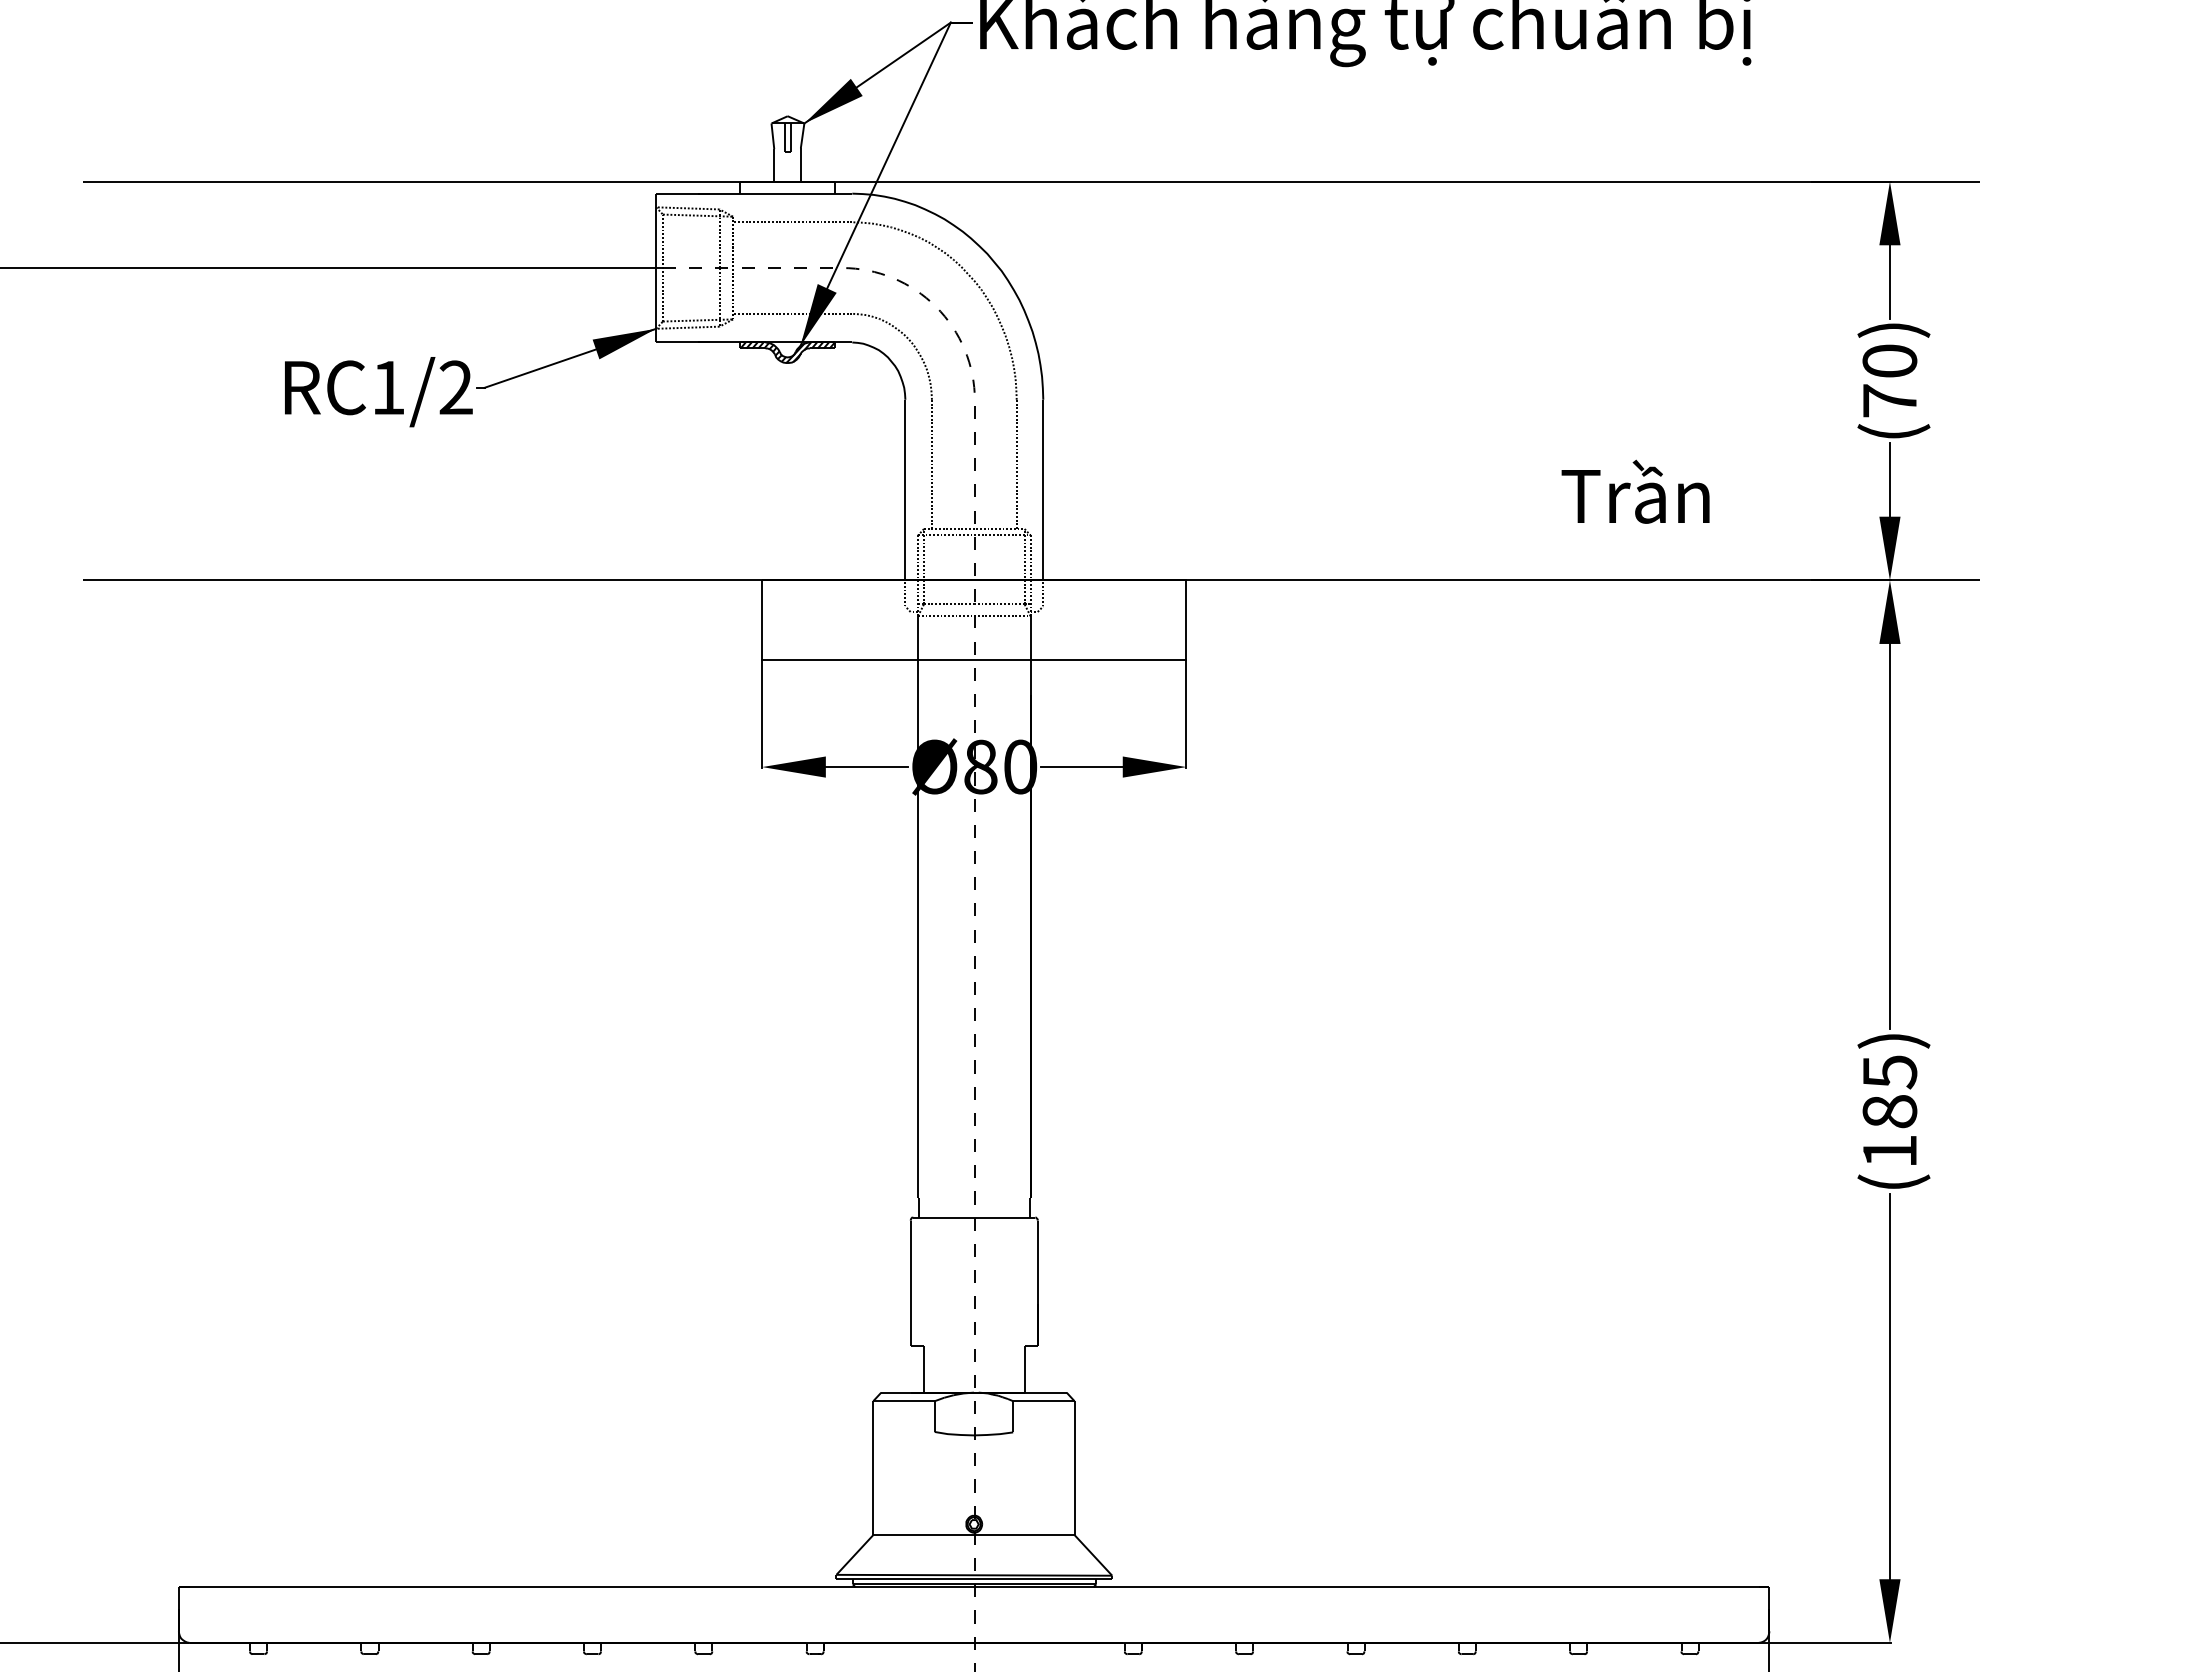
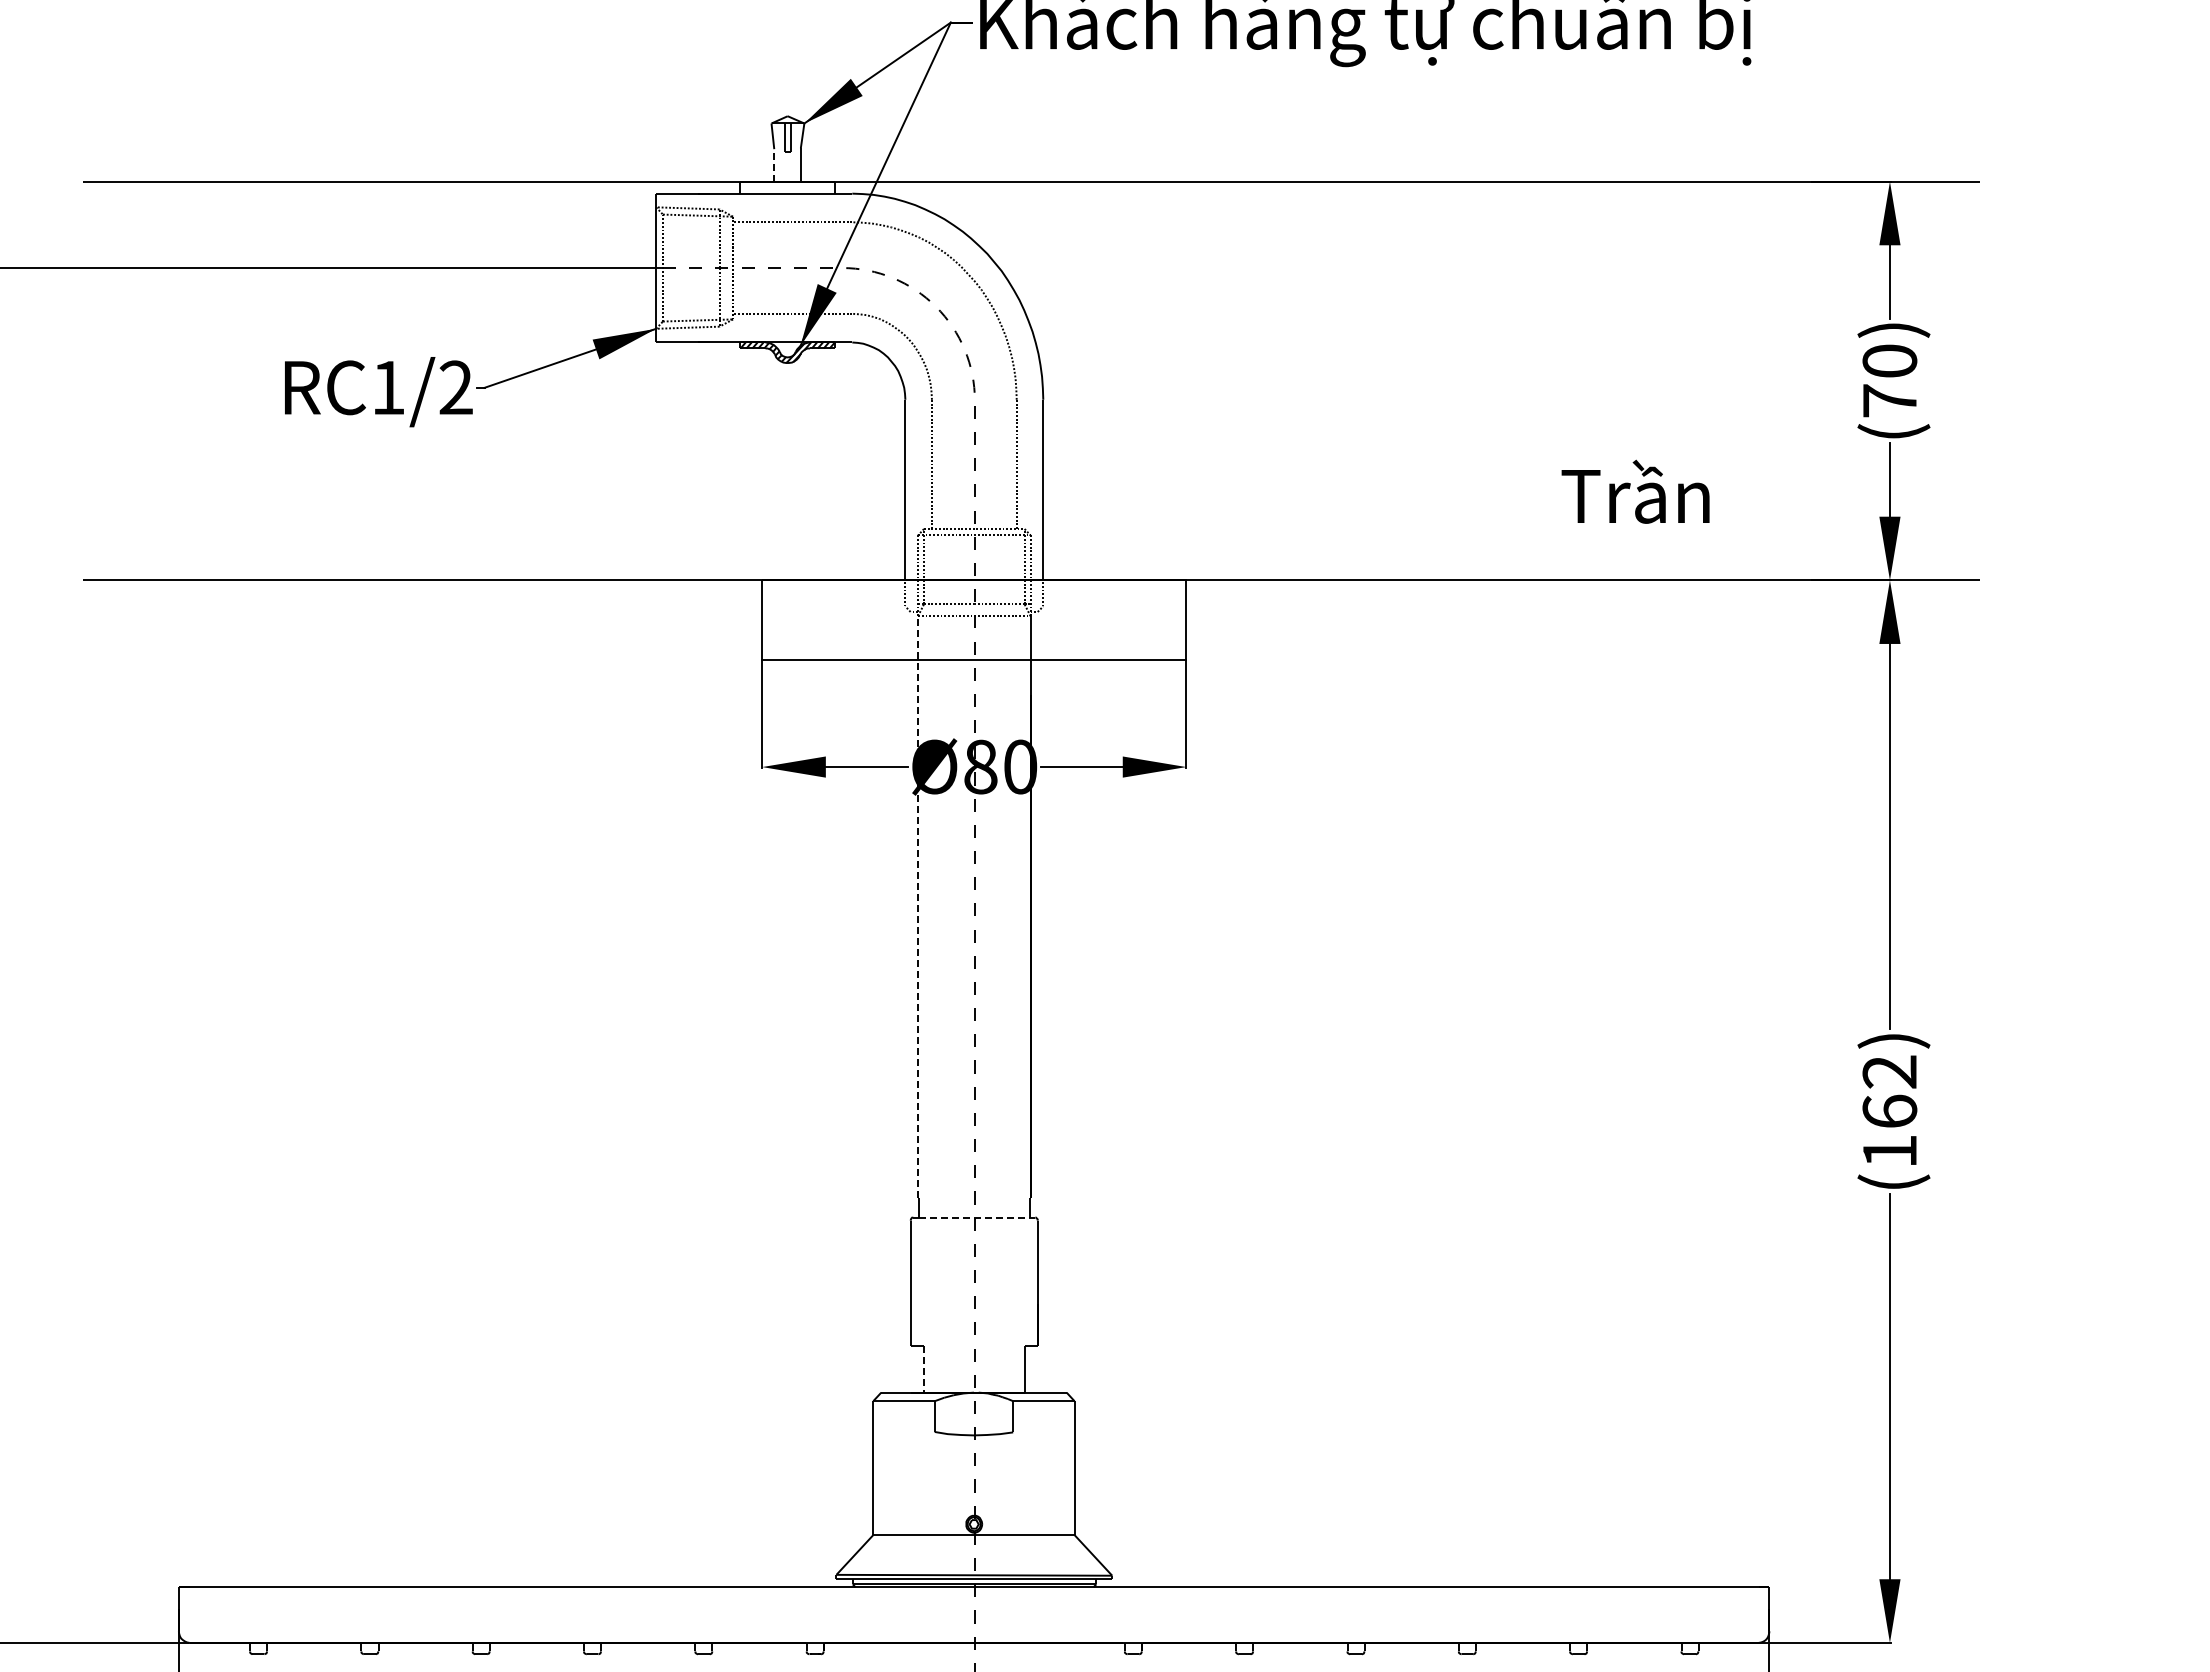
line: solid -> dashed (774, 164)
line: solid -> dashed (918, 907)
text: (185) -> (162) (1889, 1091)
line: solid -> dashed (974, 1217)
line: solid -> dashed (924, 1370)
